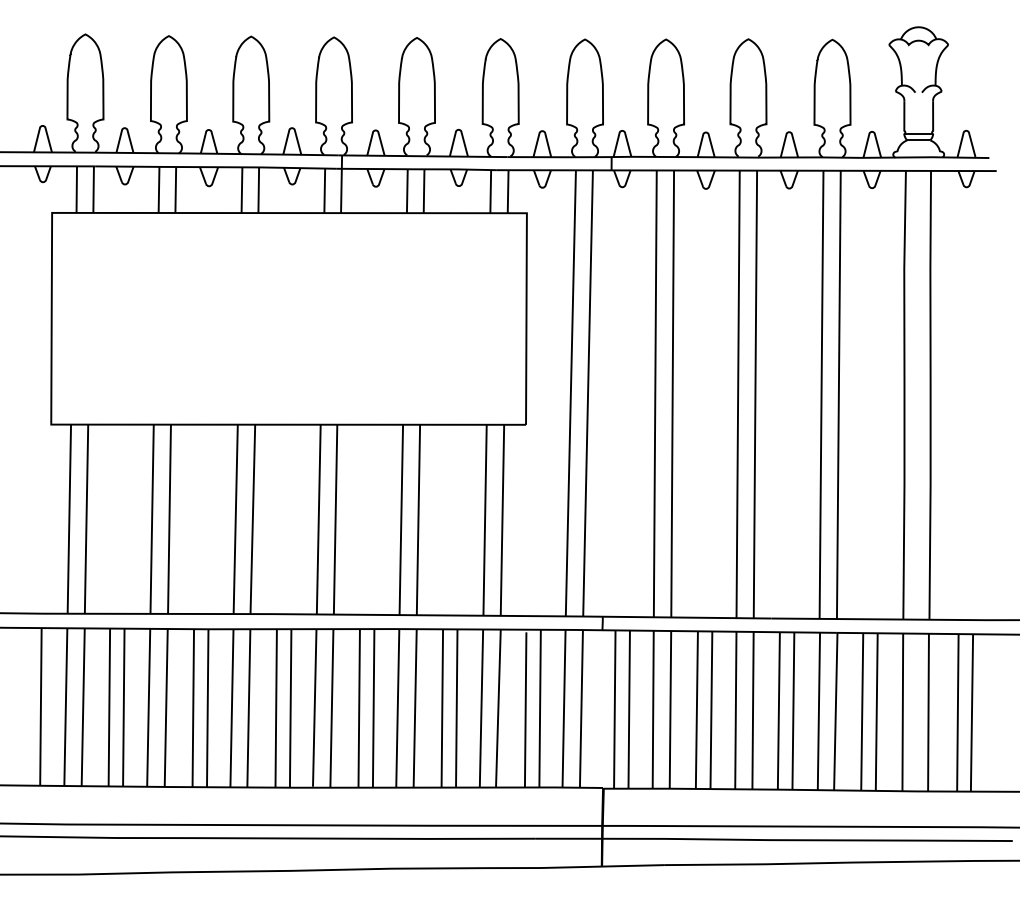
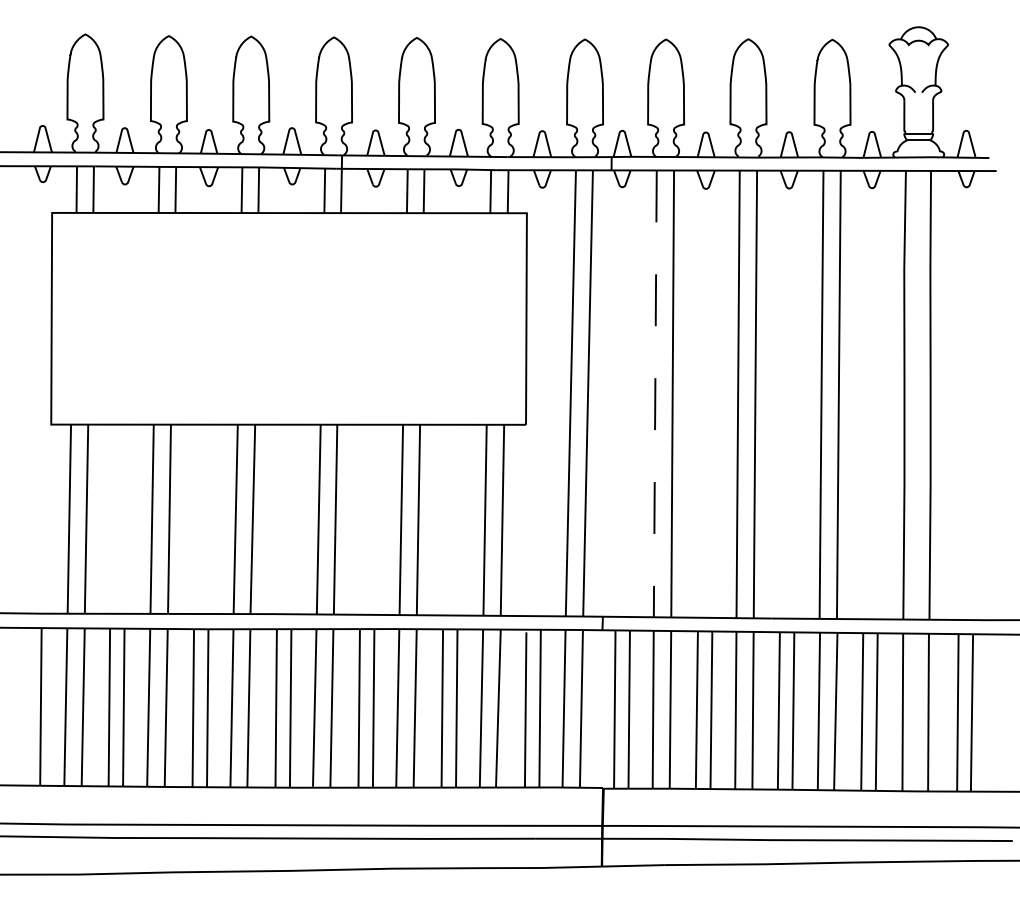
line: solid -> dashed (655, 394)
